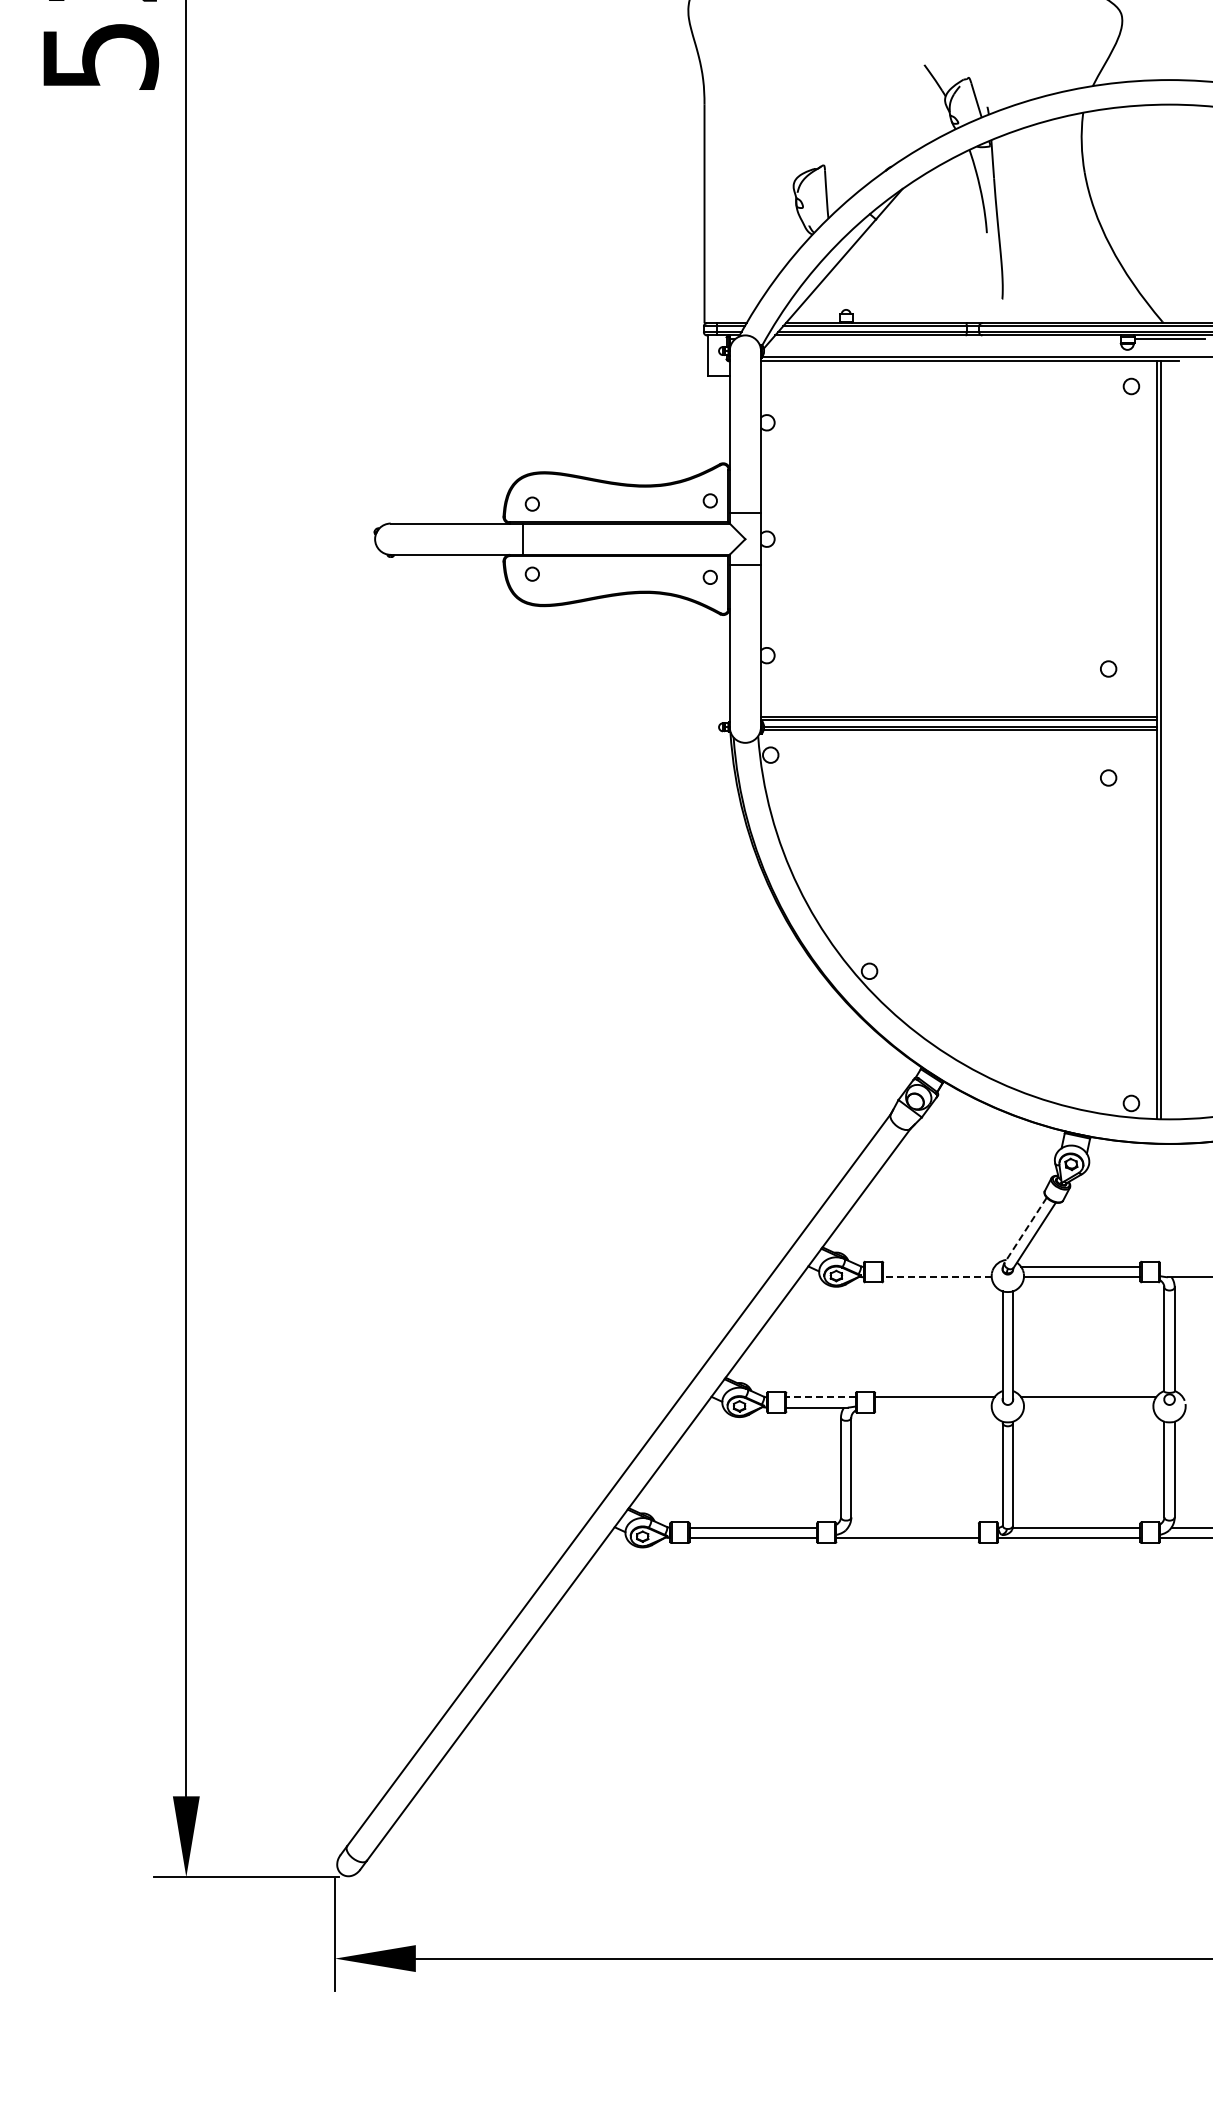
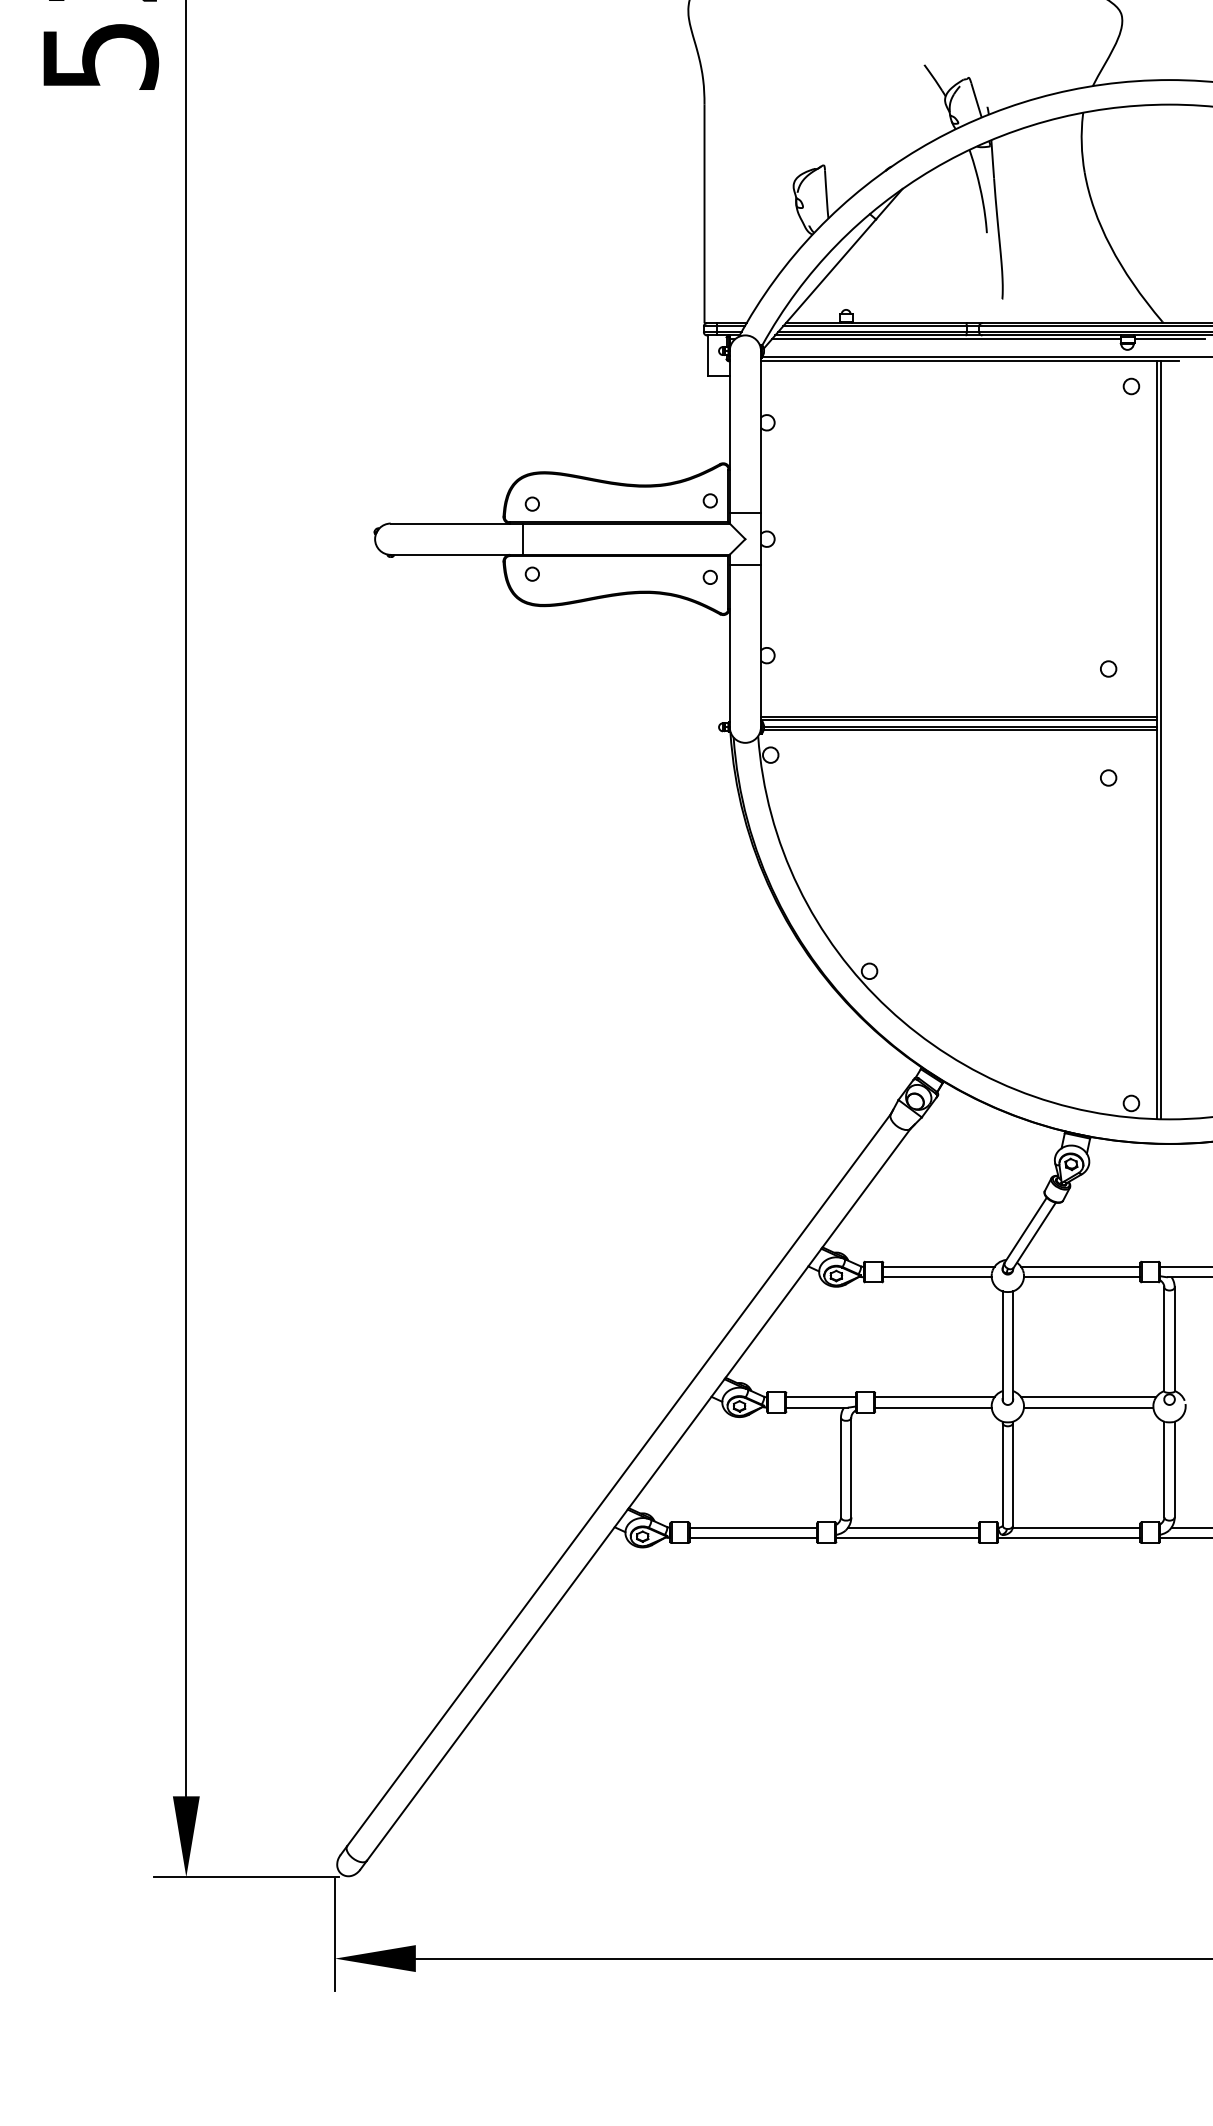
line: none -> present (945, 339)
line: dashed -> solid (1025, 1230)
line: none -> present (938, 1266)
line: none -> present (1184, 1266)
line: dashed -> solid (937, 1277)
line: dashed -> solid (821, 1397)
line: none -> present (933, 1407)
line: none -> present (1088, 1407)
line: none -> present (913, 1527)
